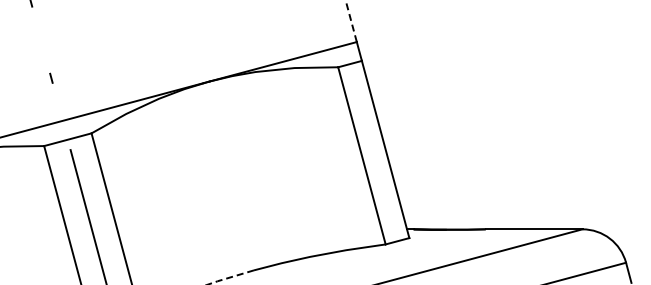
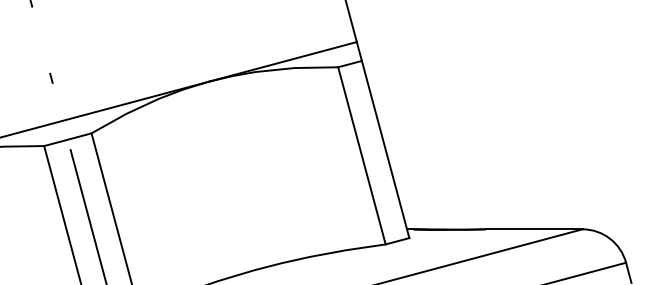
line: dashed -> solid (351, 20)
line: dashed -> solid (230, 277)
